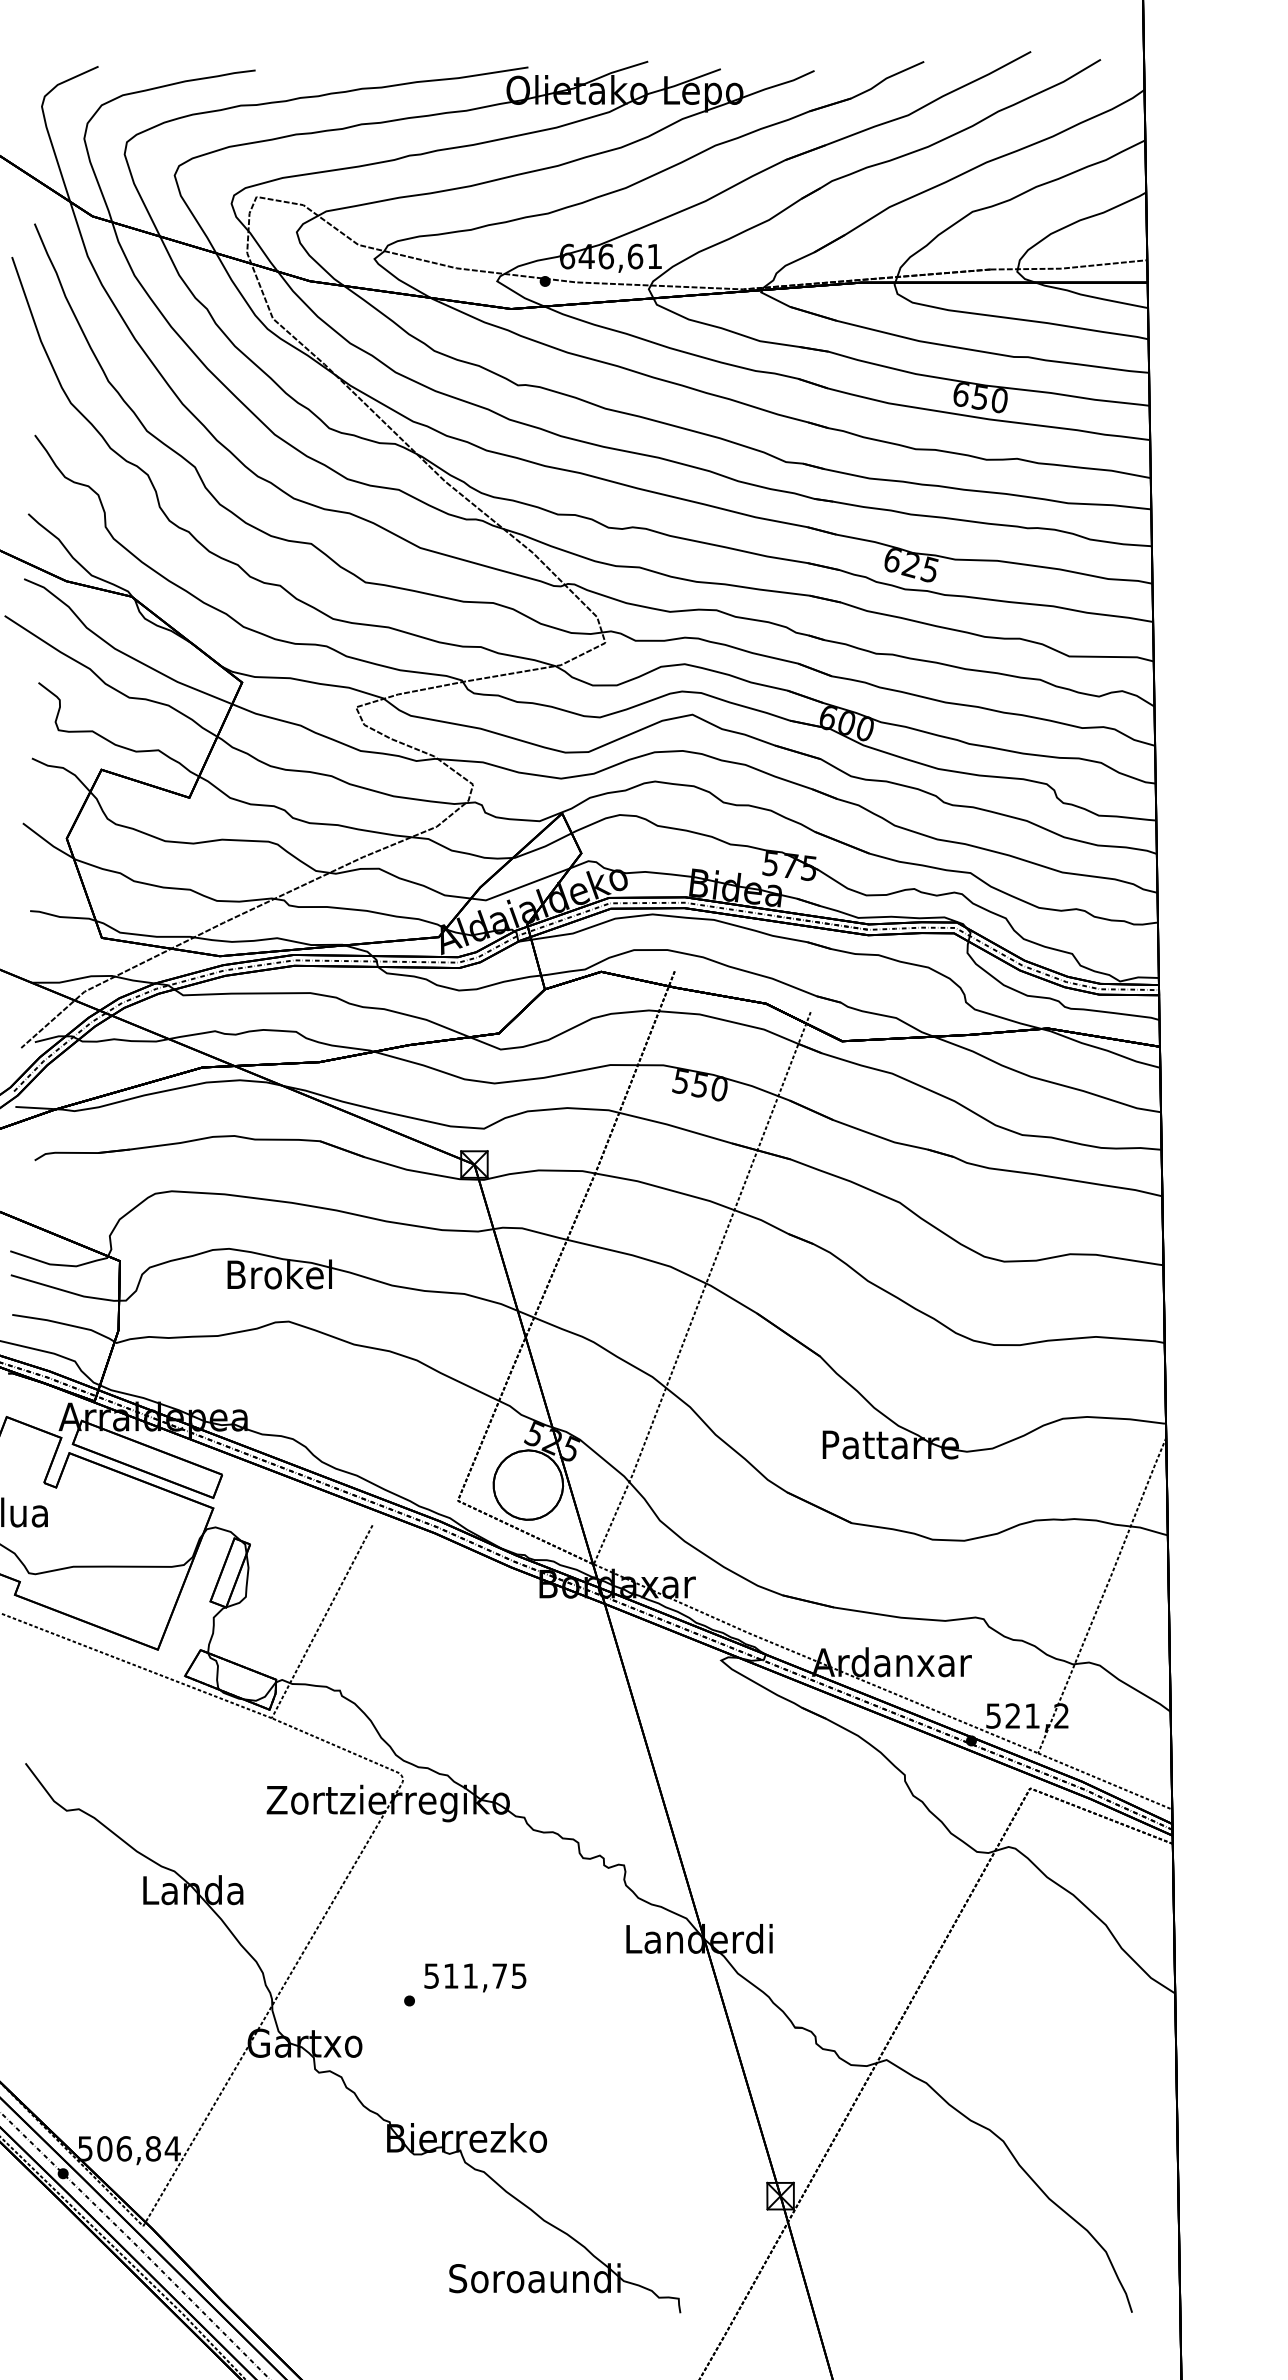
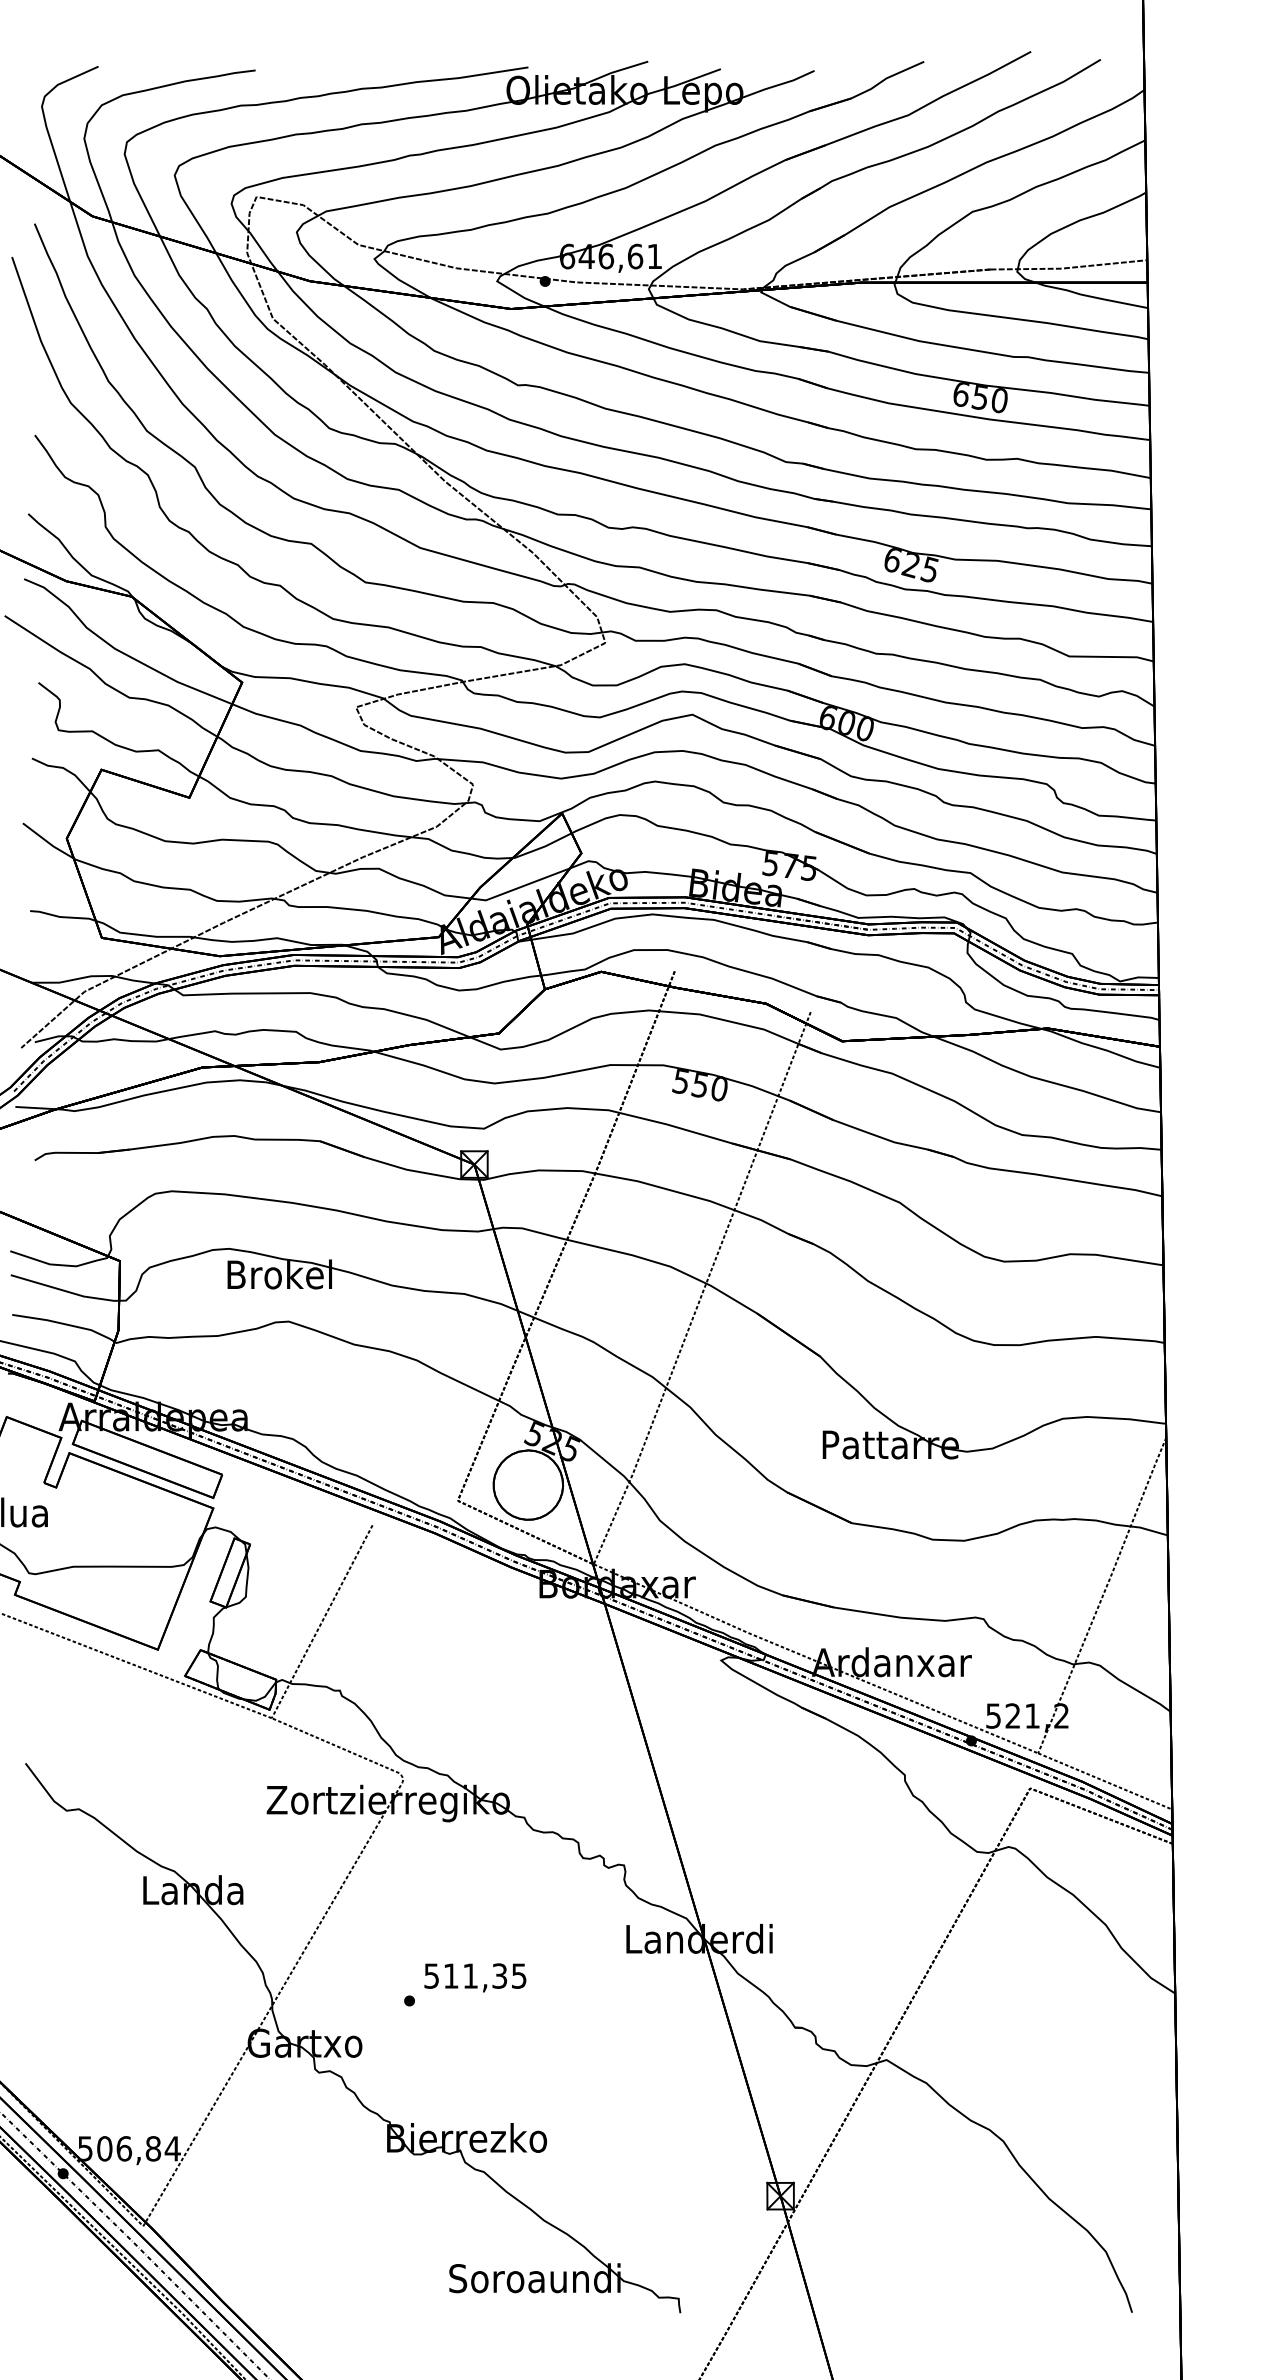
text: 511,75 -> 511,35 (499, 1975)
